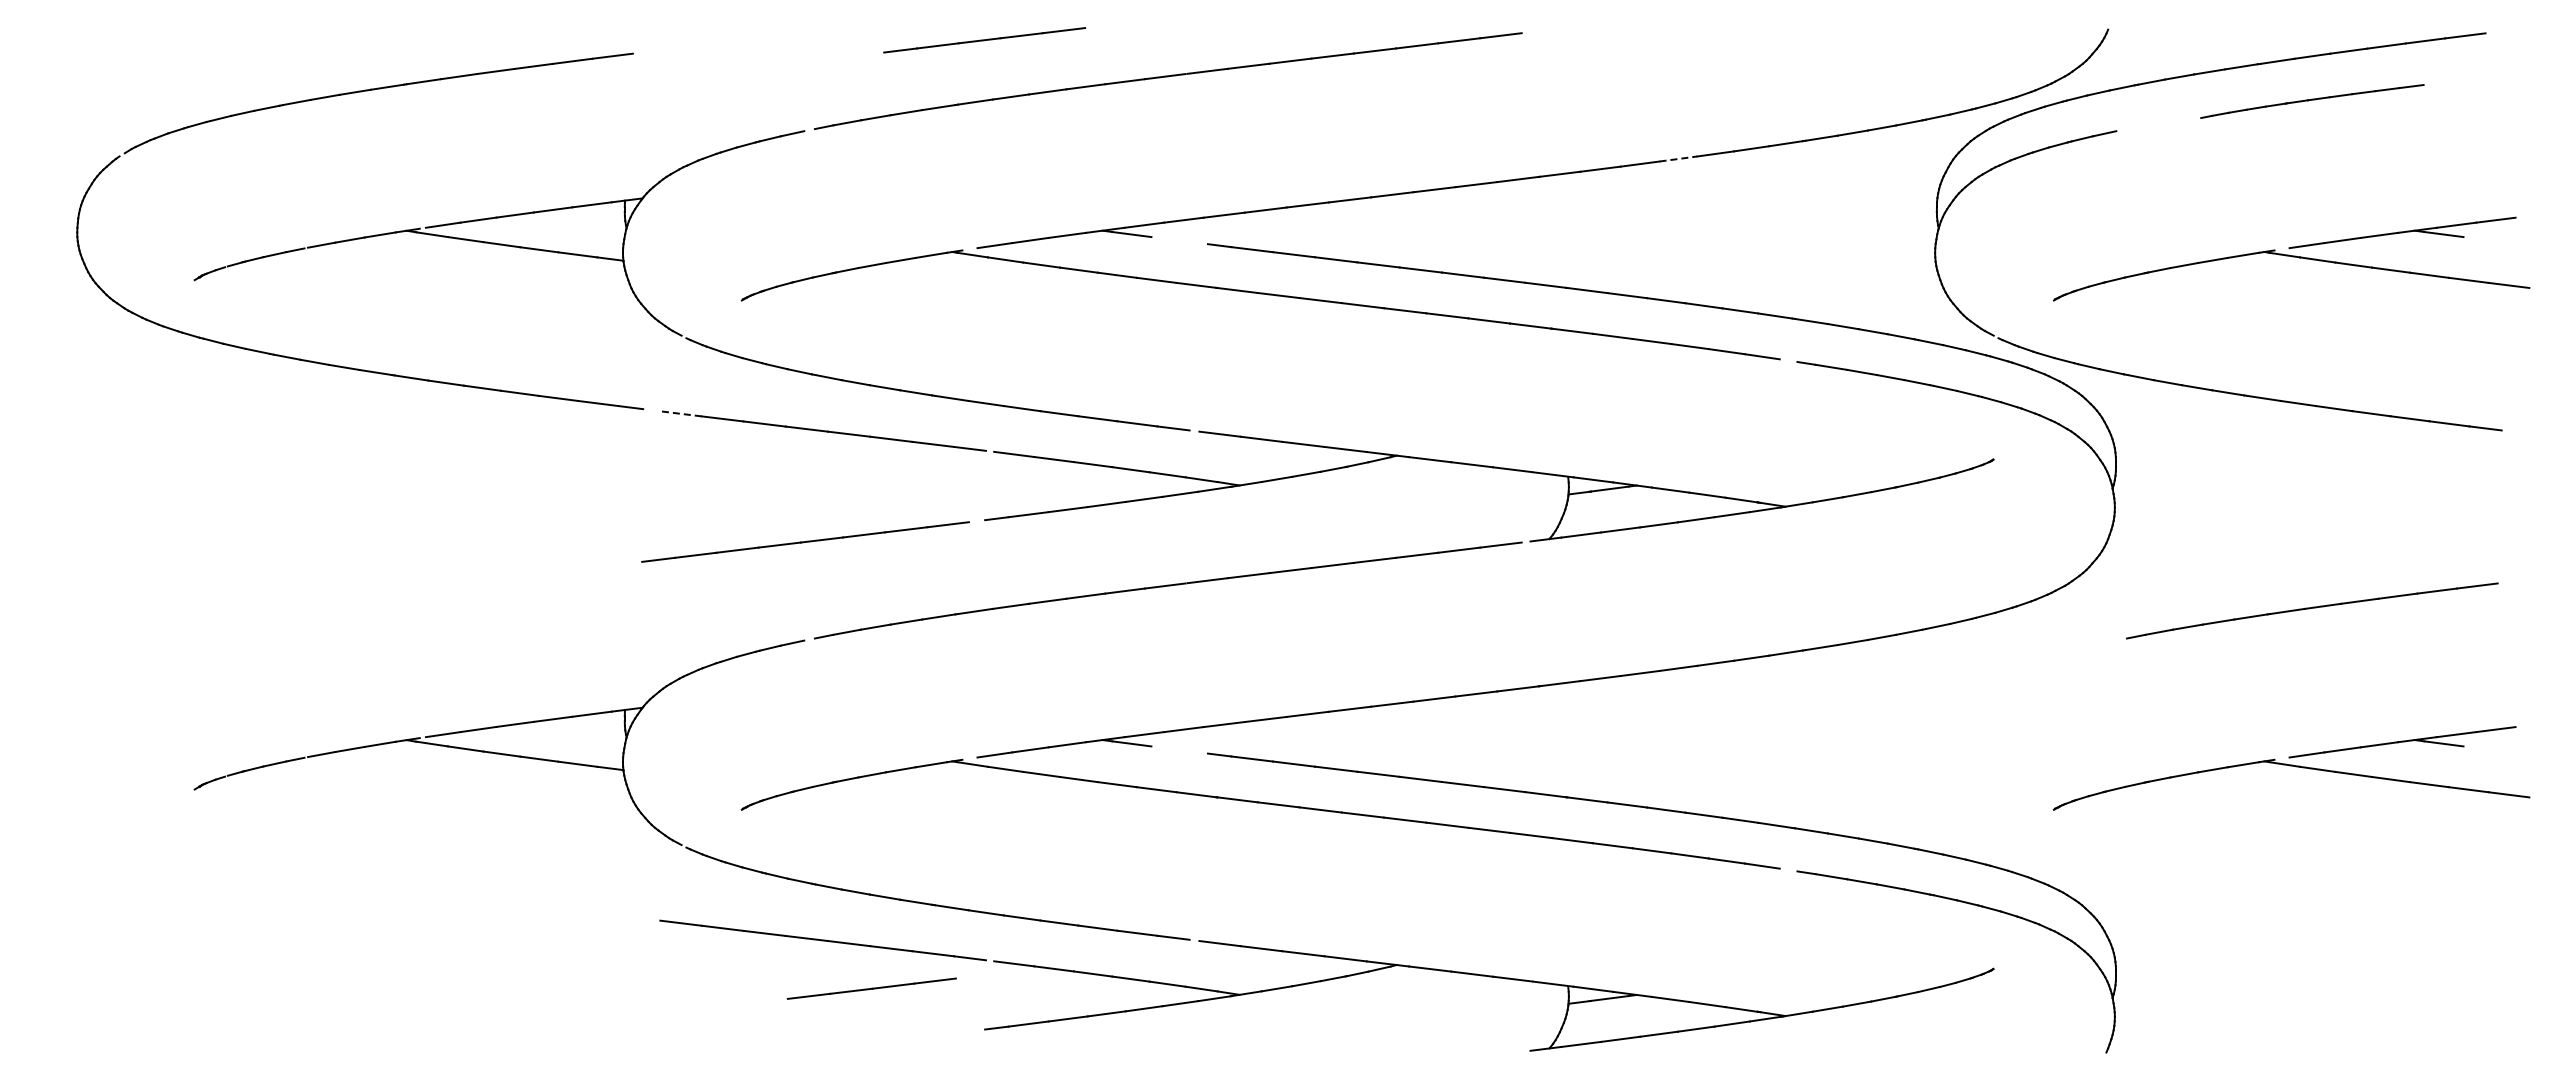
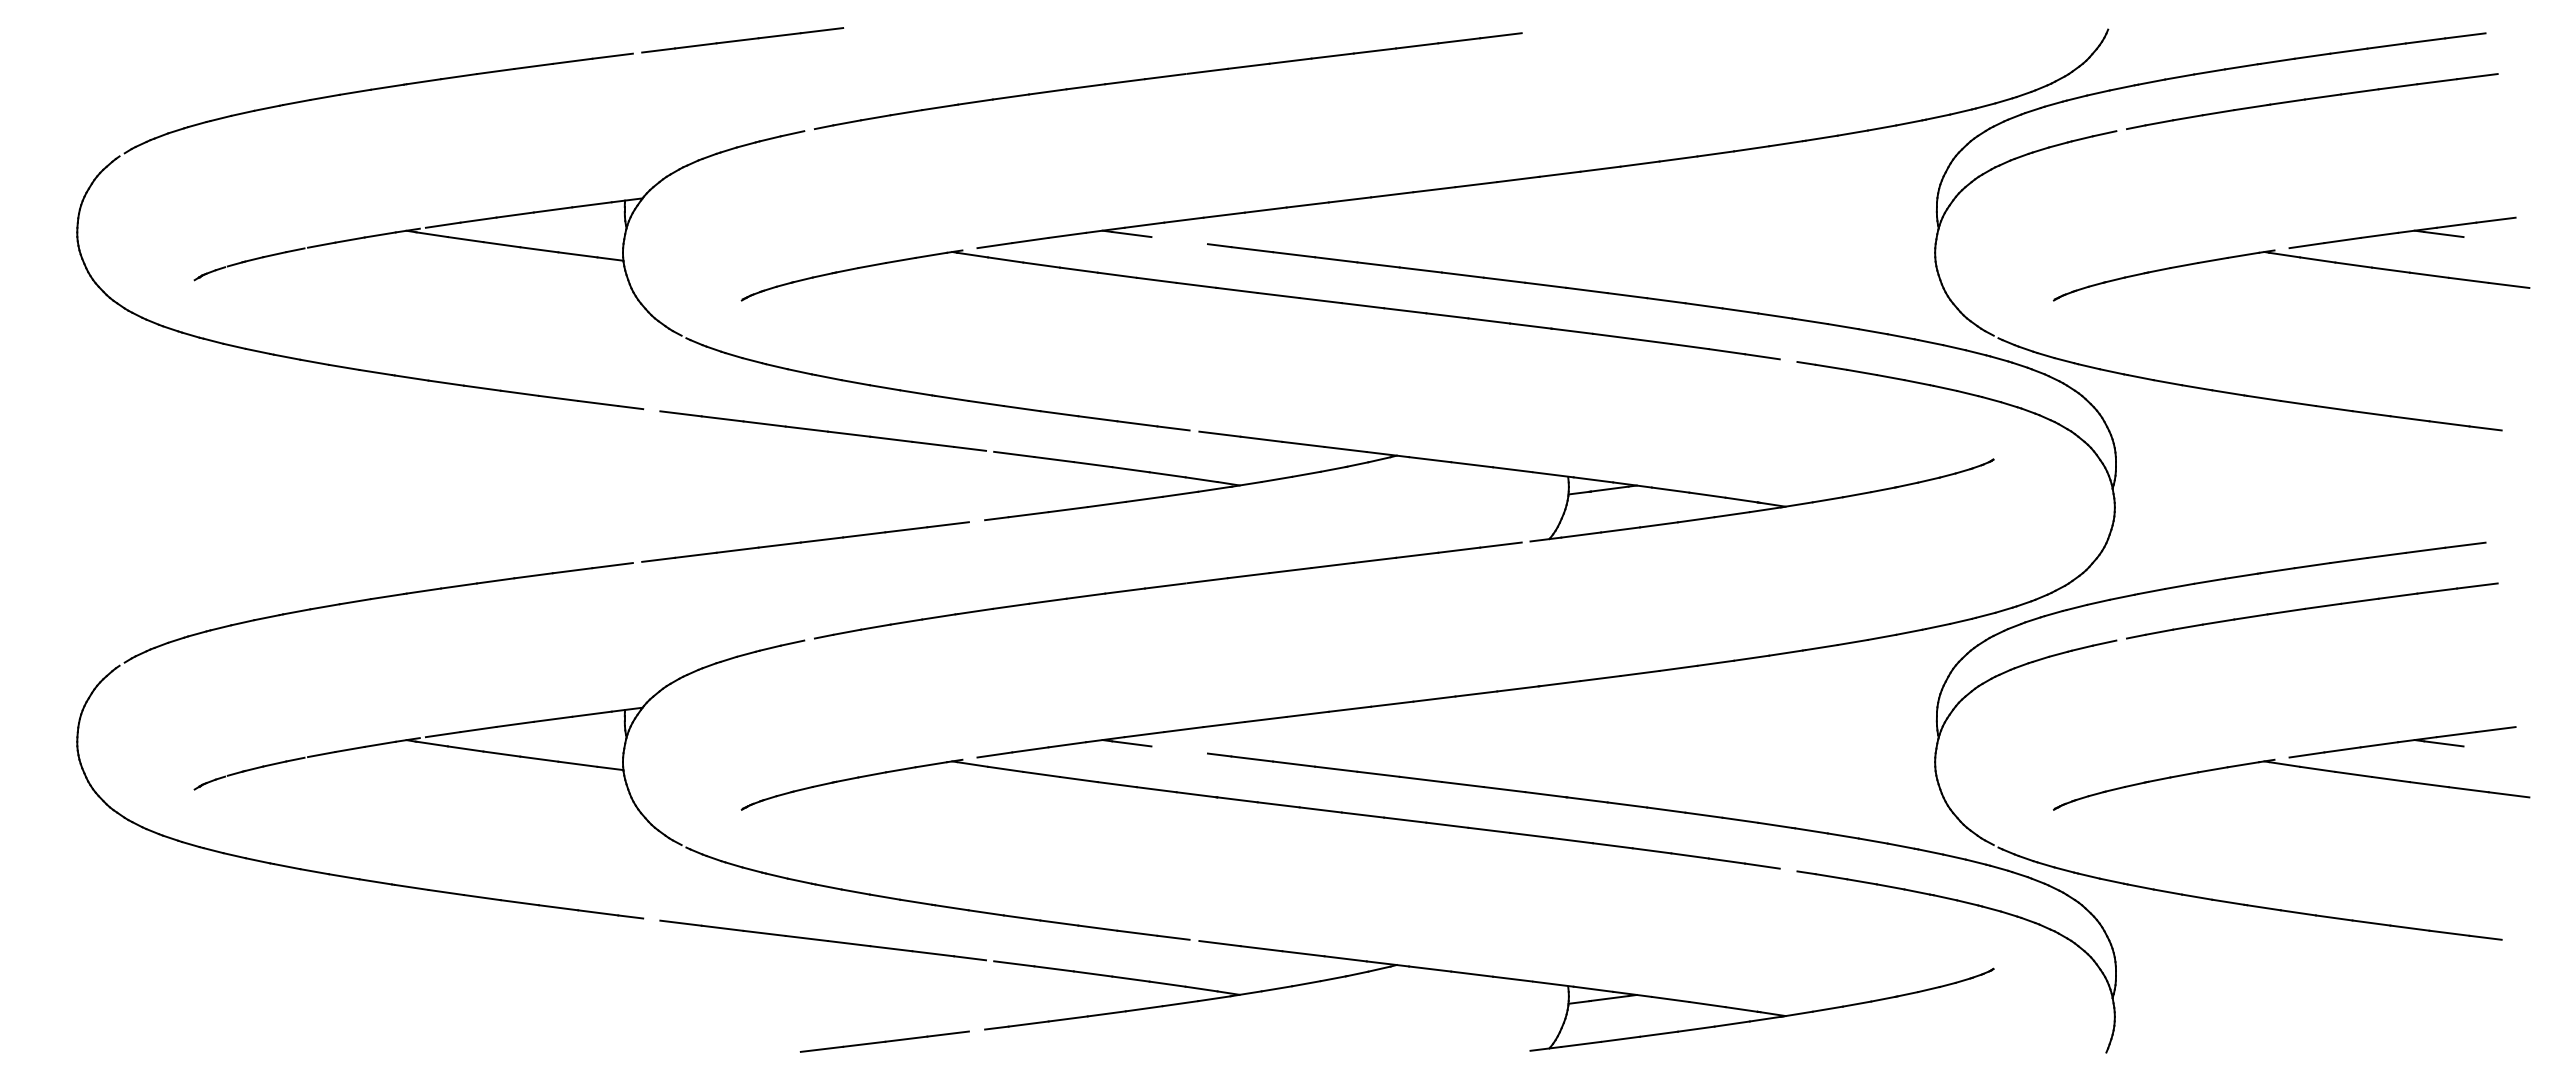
line position: (984, 40) -> (742, 40) (742, 40)
part size: 225x35 px -> 373x57 px (2312, 101)
line: dashed -> solid (1678, 158)
line: dashed -> solid (681, 413)
part: none -> present (2117, 641)
part: none -> present (338, 874)
line position: (871, 988) -> (884, 1041) (884, 1041)
